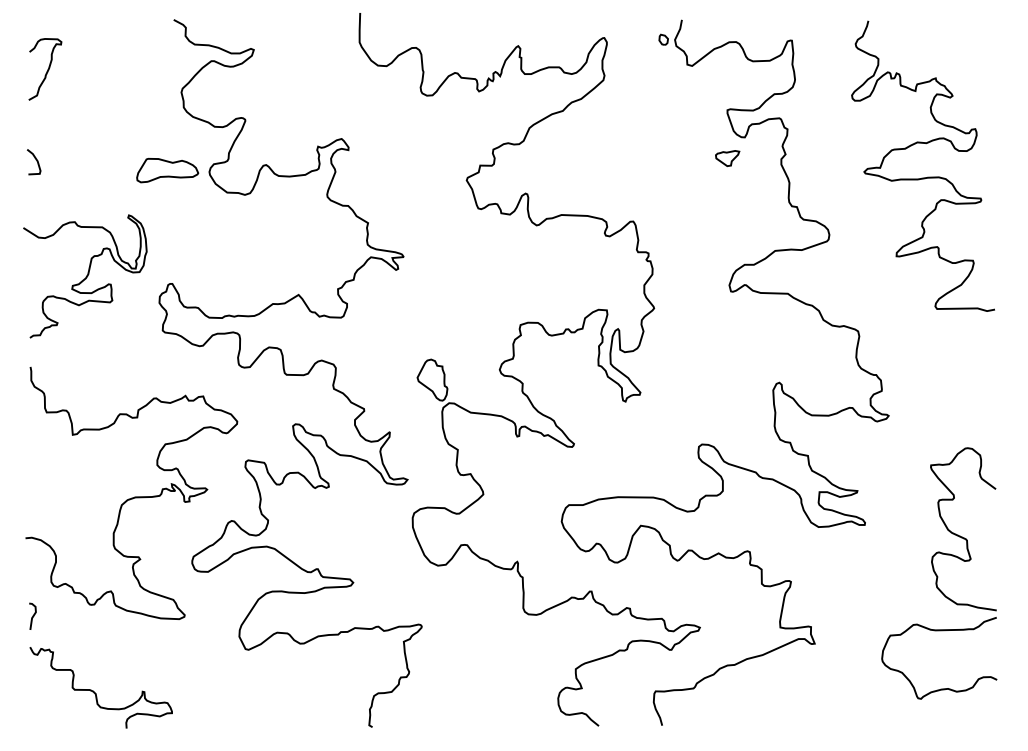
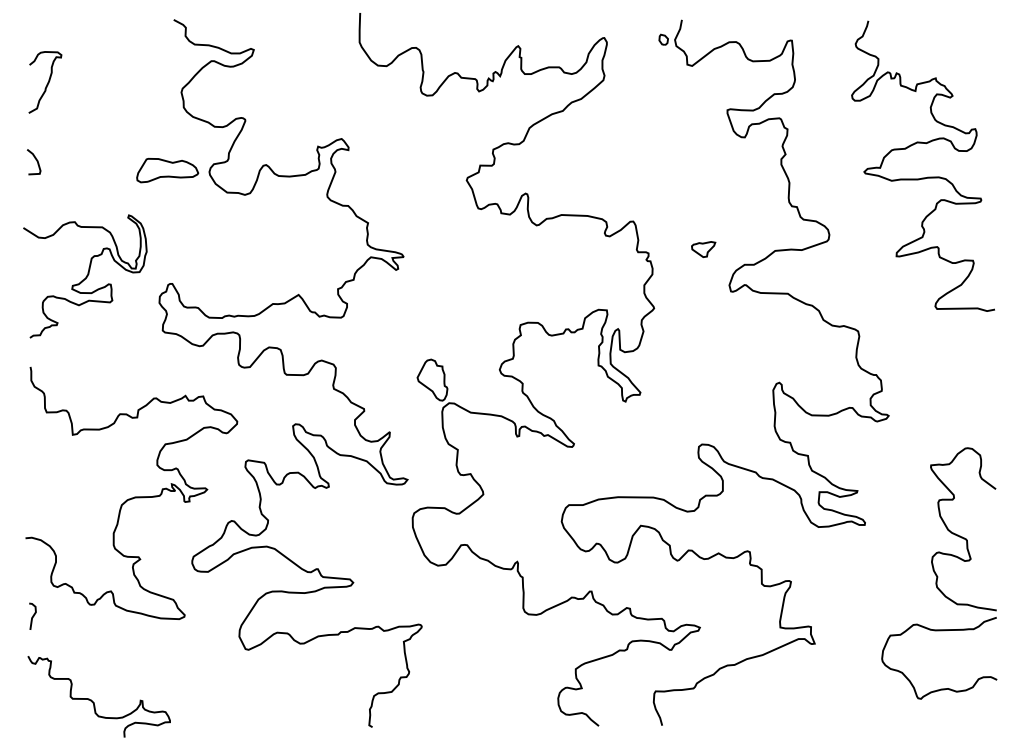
curve position: (47, 69) -> (47, 82) (47, 82)
part position: (727, 158) -> (703, 249) (703, 249)
curve position: (95, 692) -> (93, 701) (93, 701)
